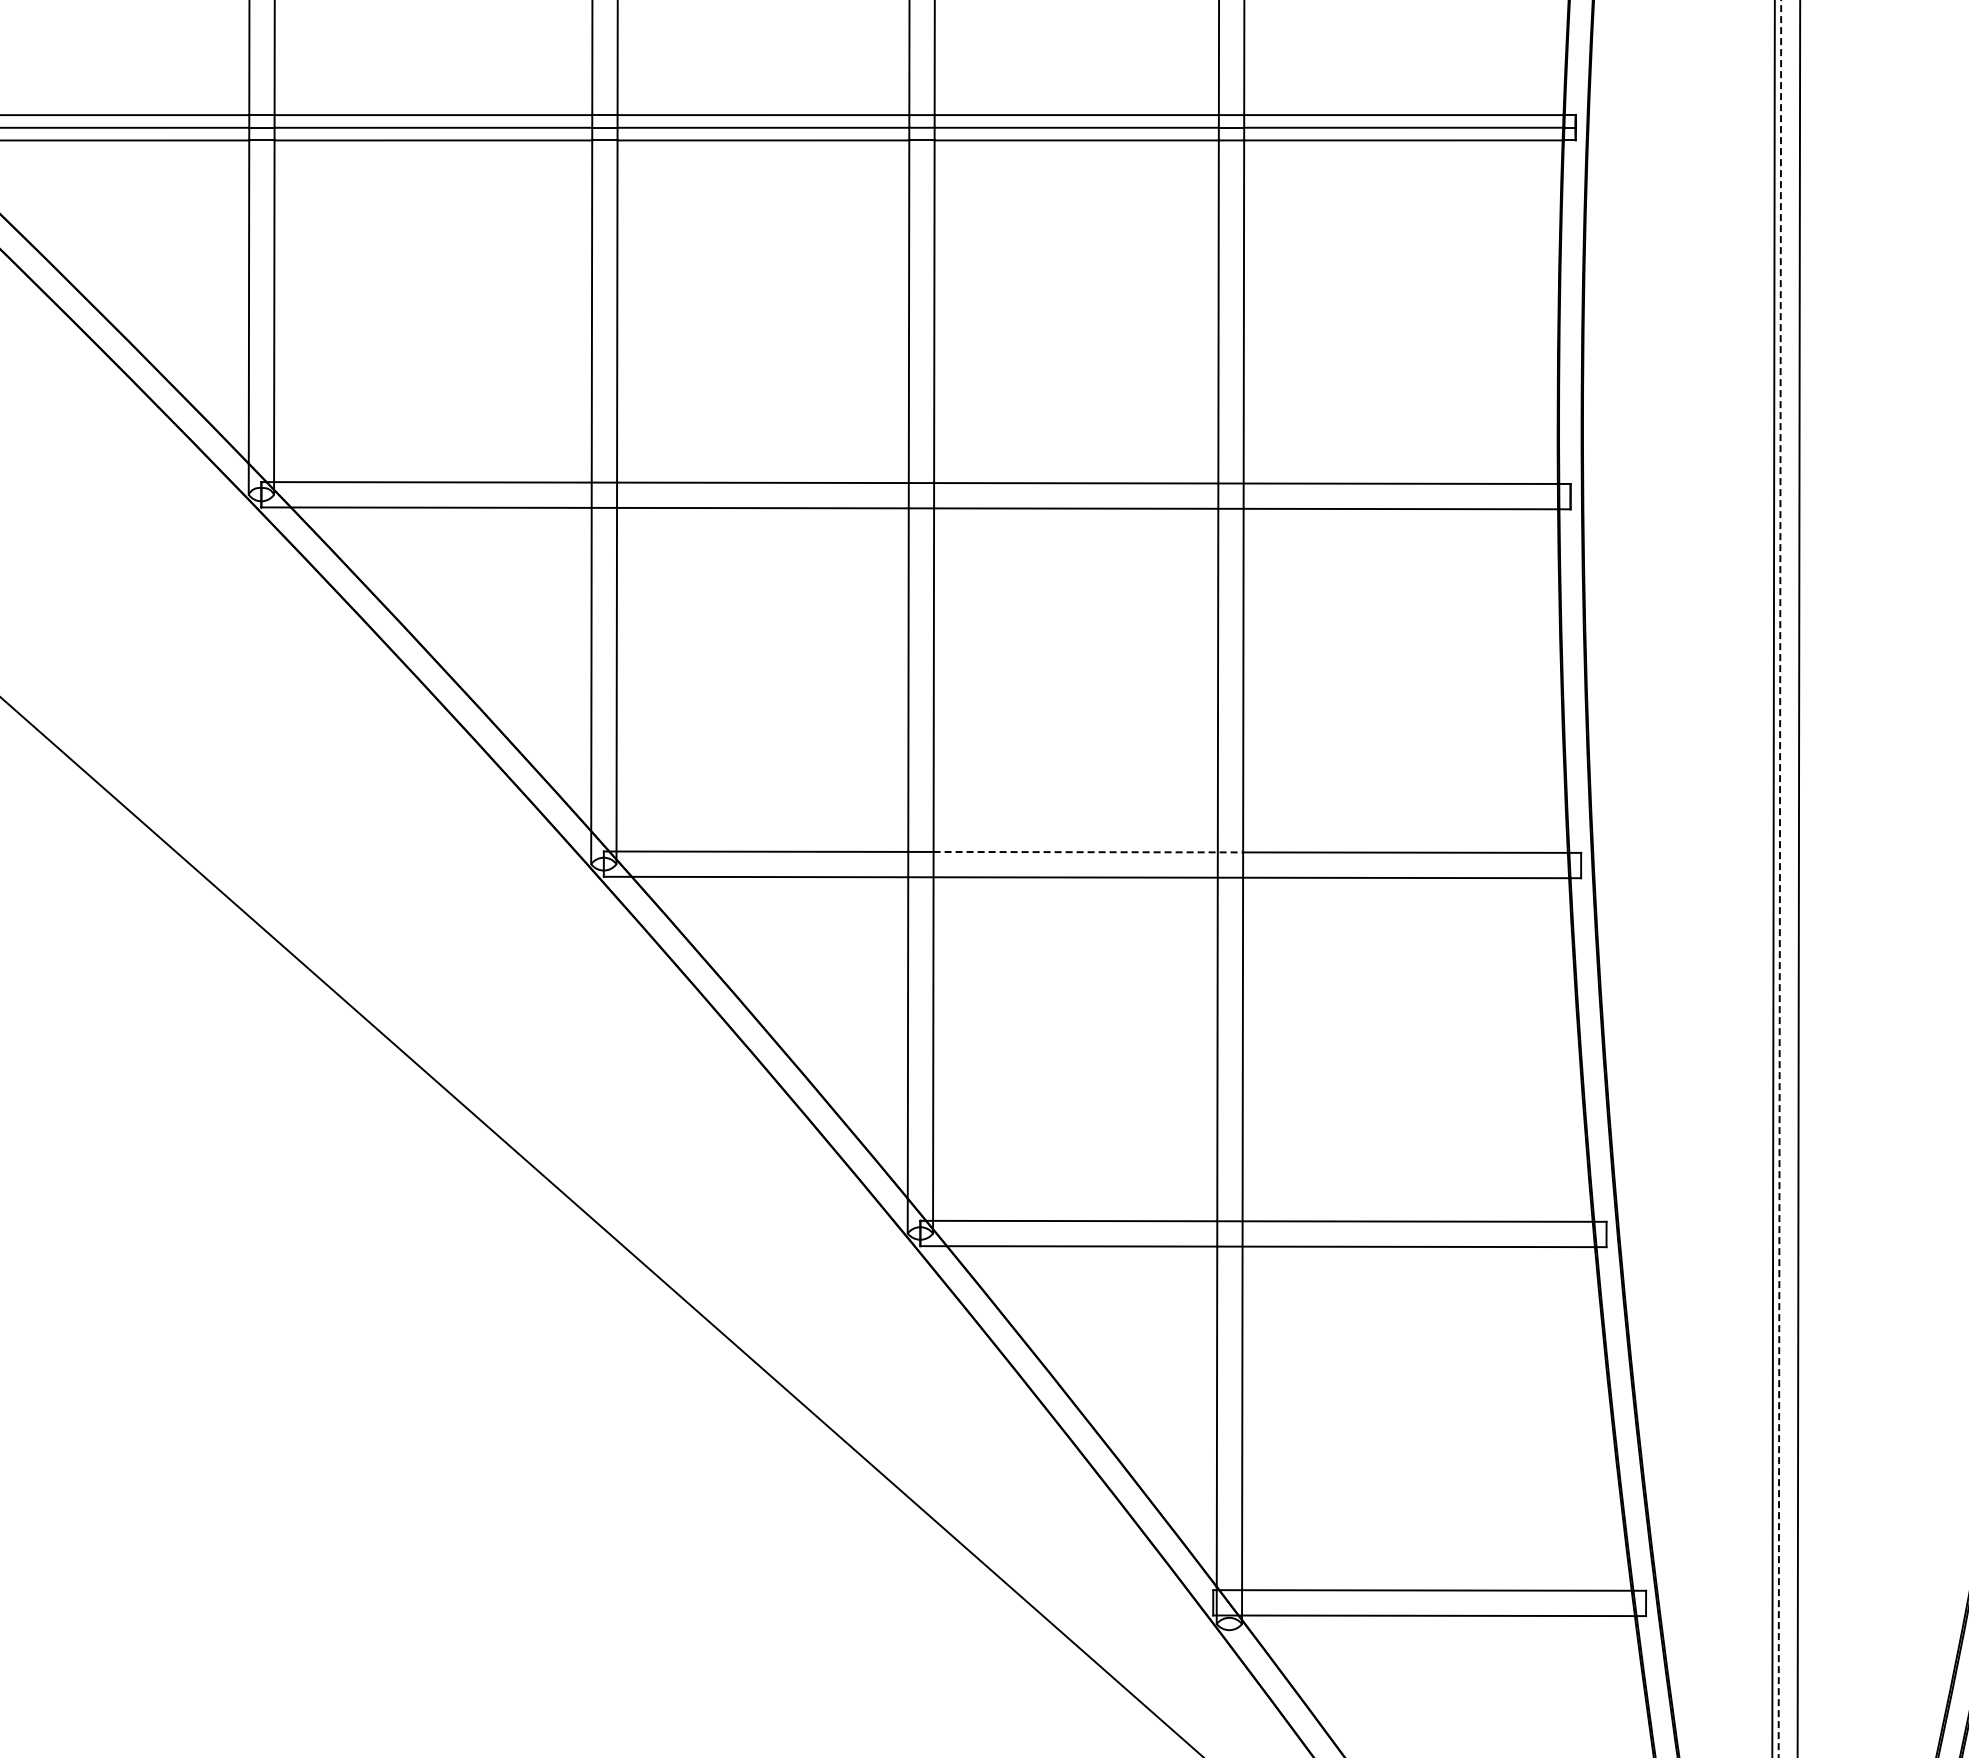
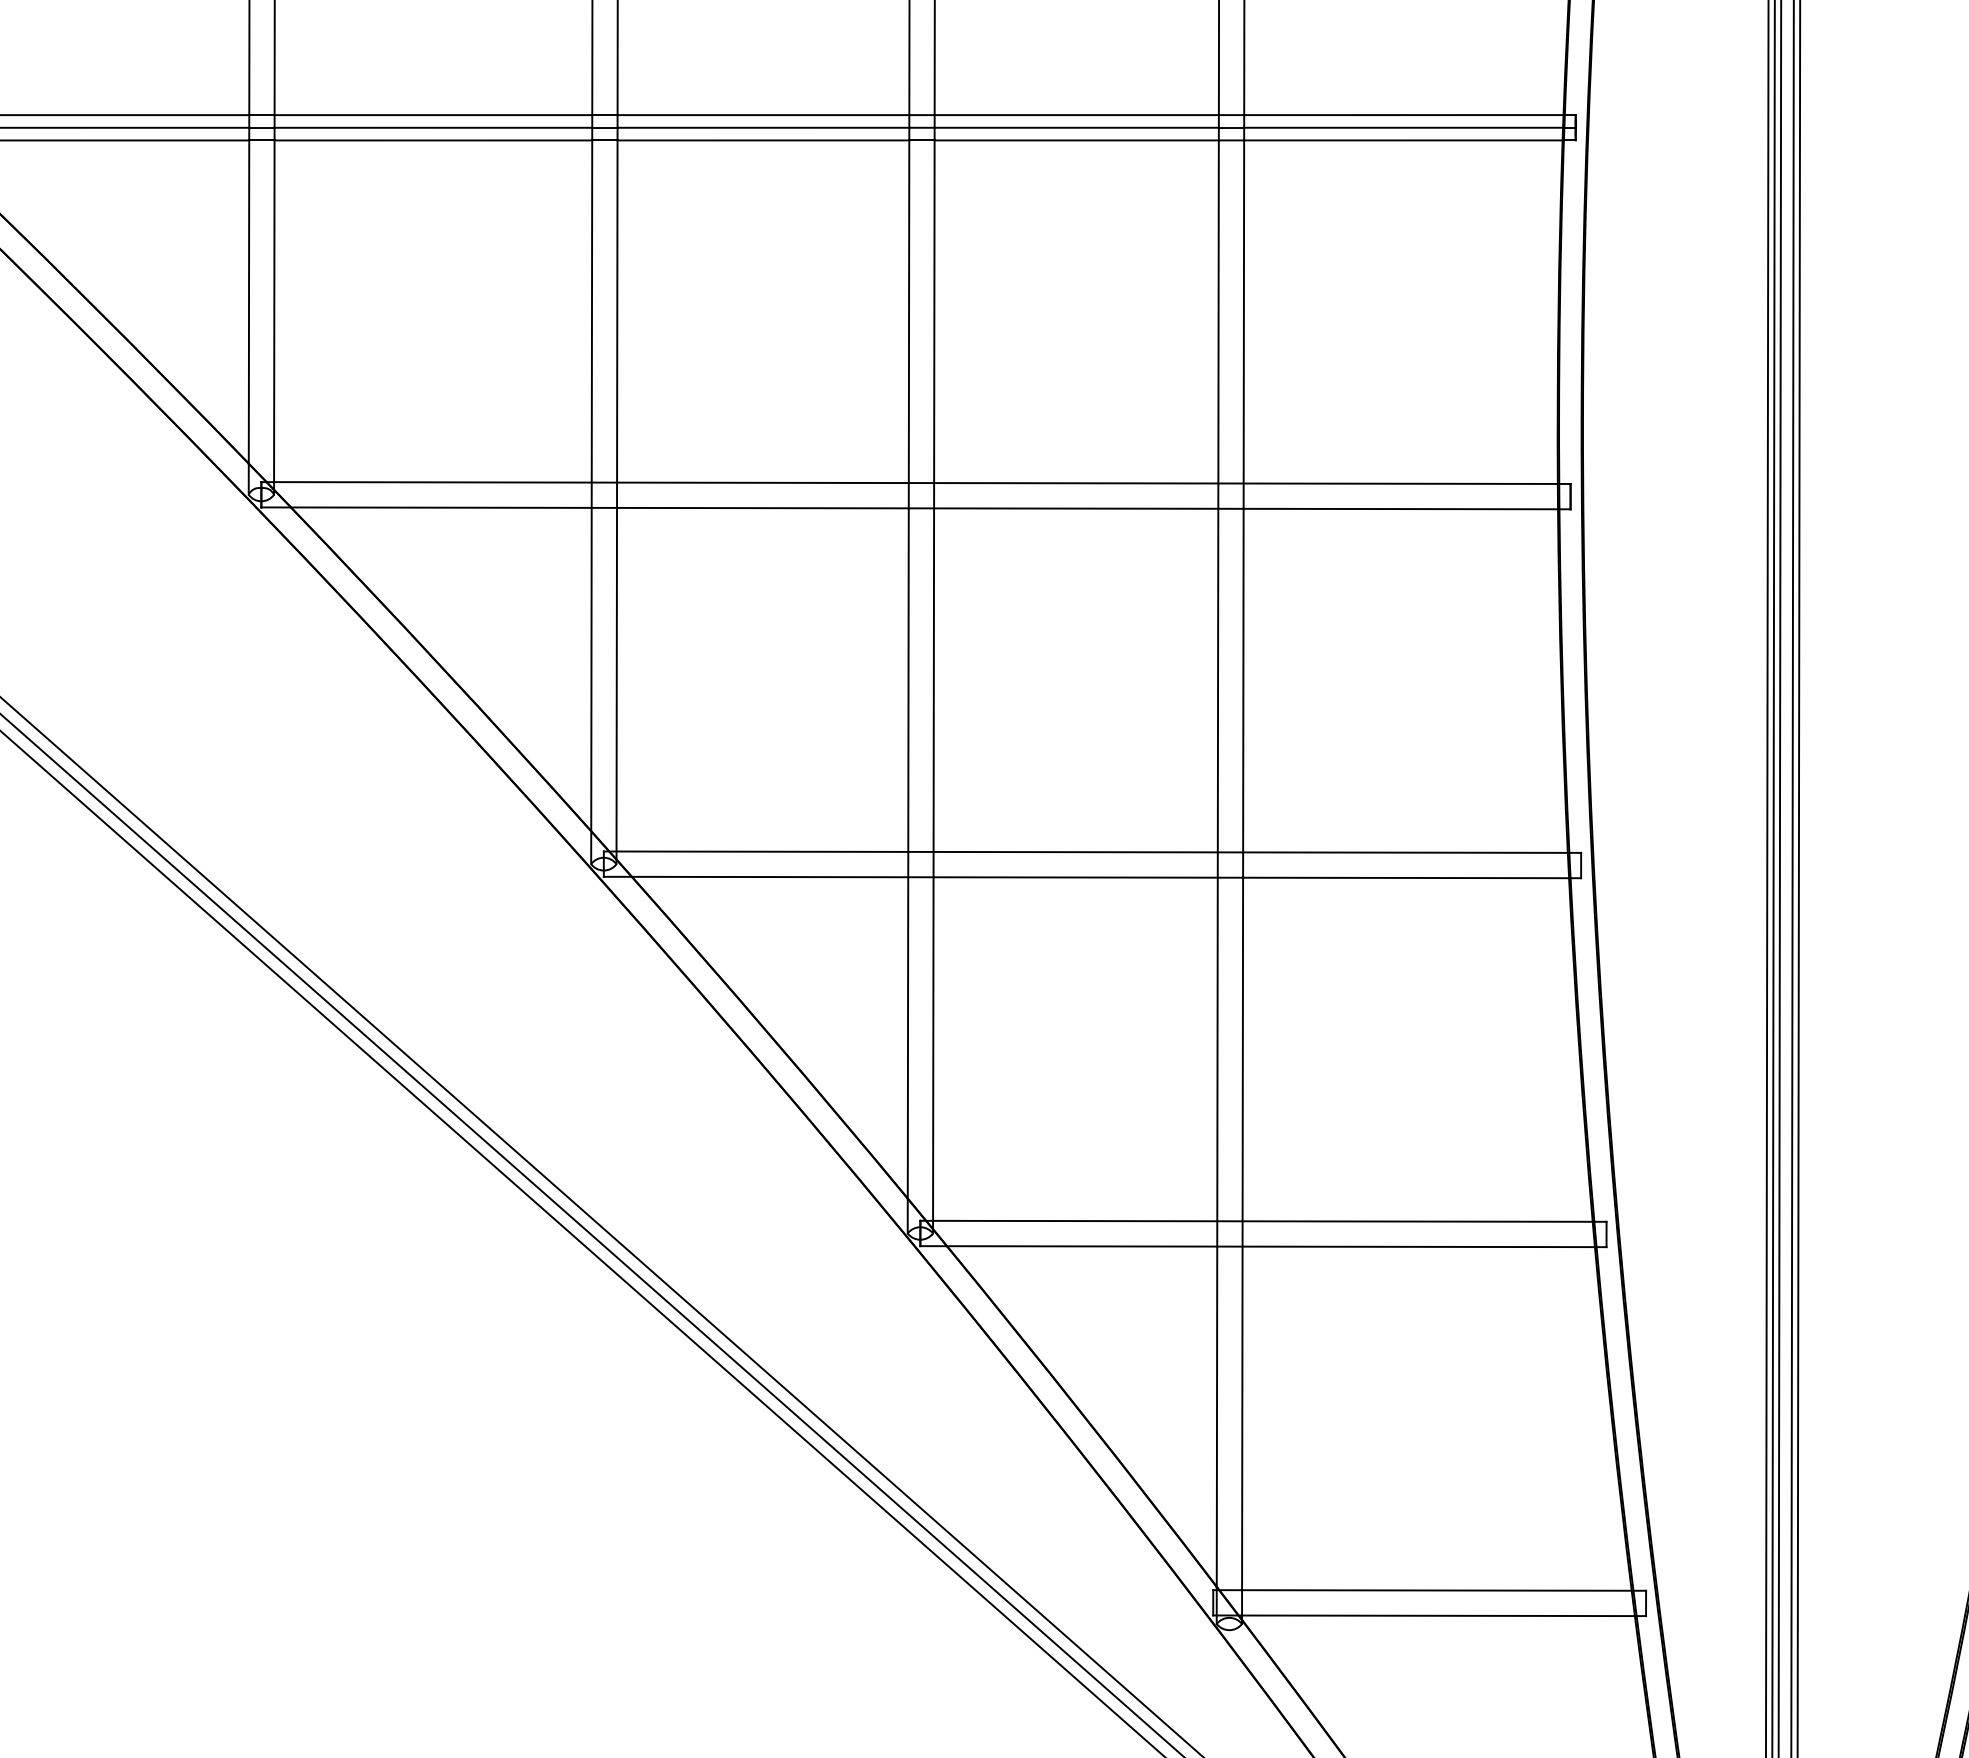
line: dashed -> solid (1088, 852)
line: none -> present (1766, 878)
line: none -> present (1792, 878)
line: dashed -> solid (1779, 879)
line: none -> present (591, 1234)
line: none -> present (582, 1243)
